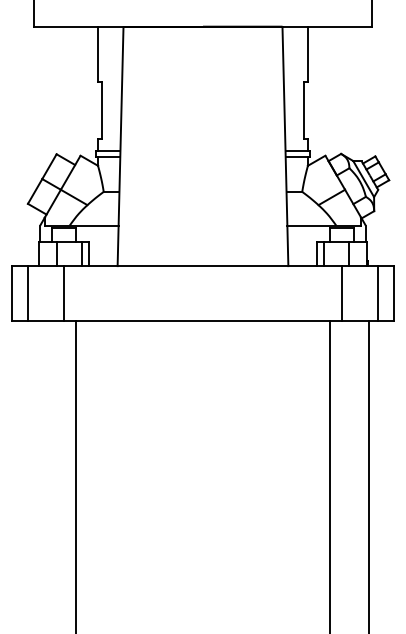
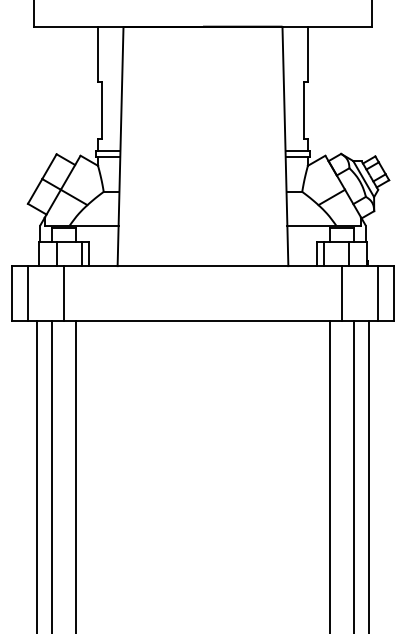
line: none -> present (37, 475)
line: none -> present (51, 475)
line: none -> present (354, 475)
